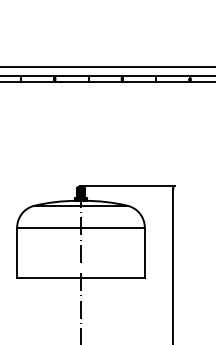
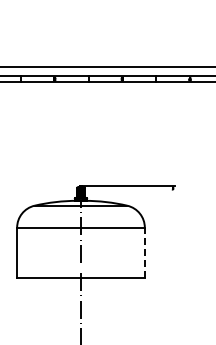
line: solid -> dashed (144, 252)
line: present -> none (173, 265)
